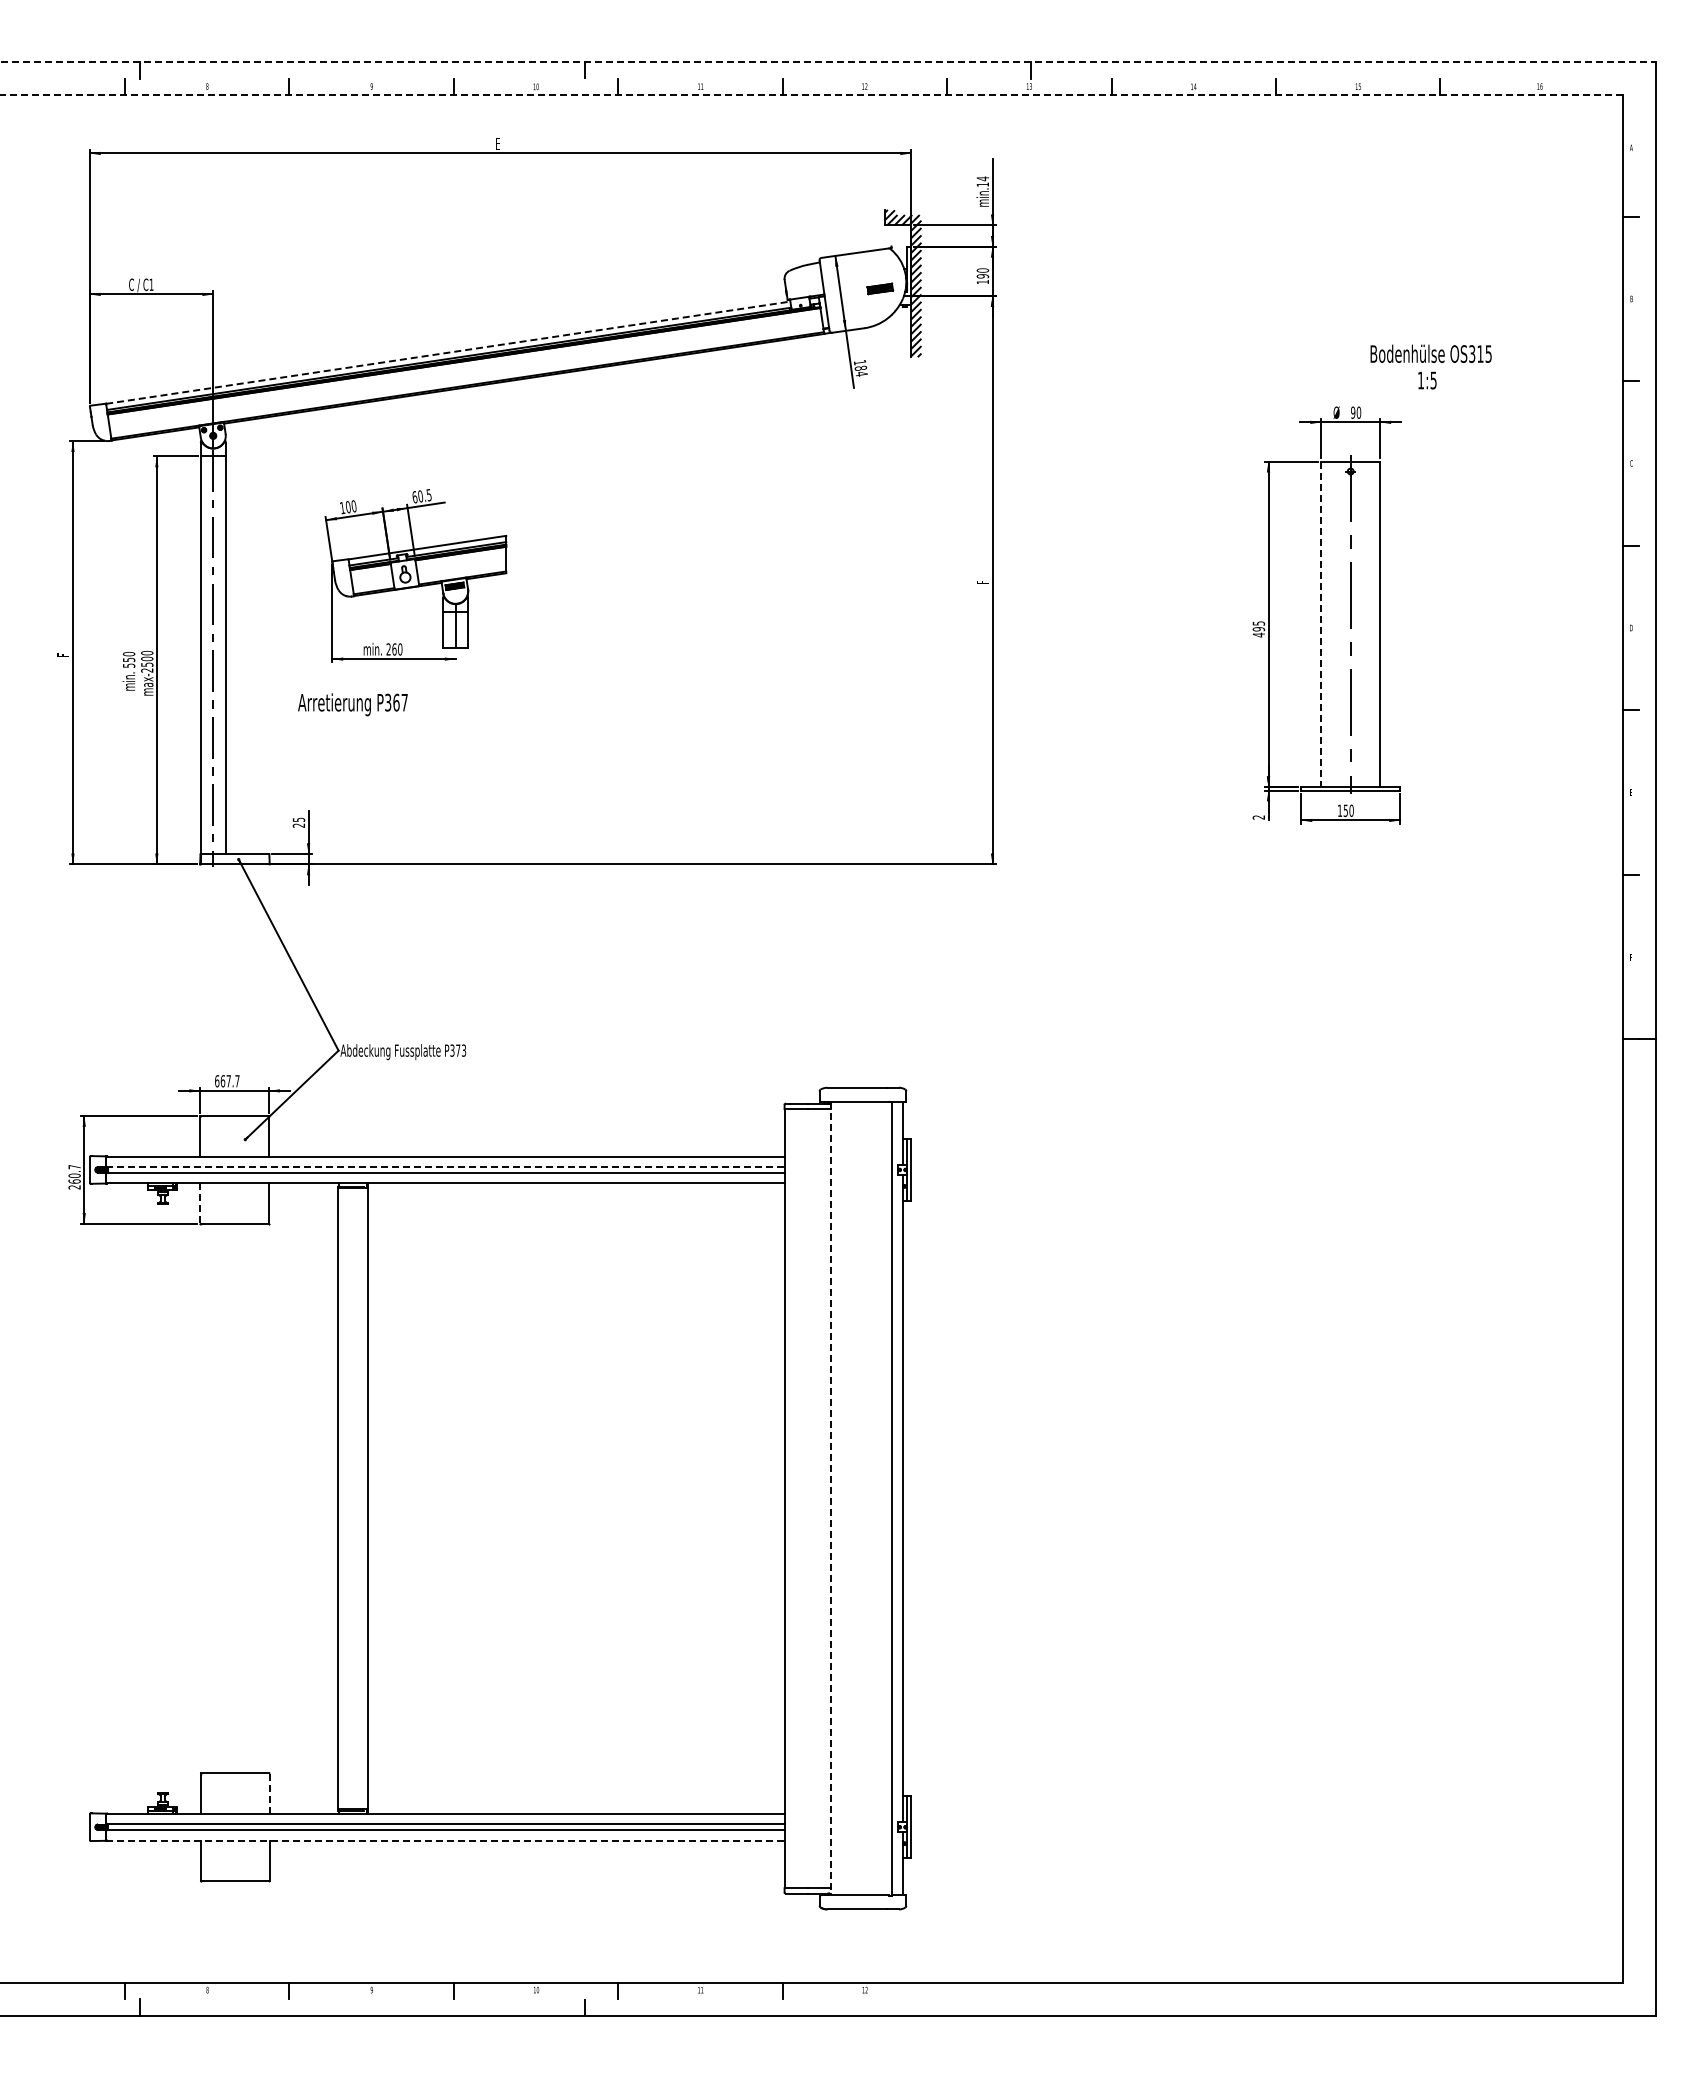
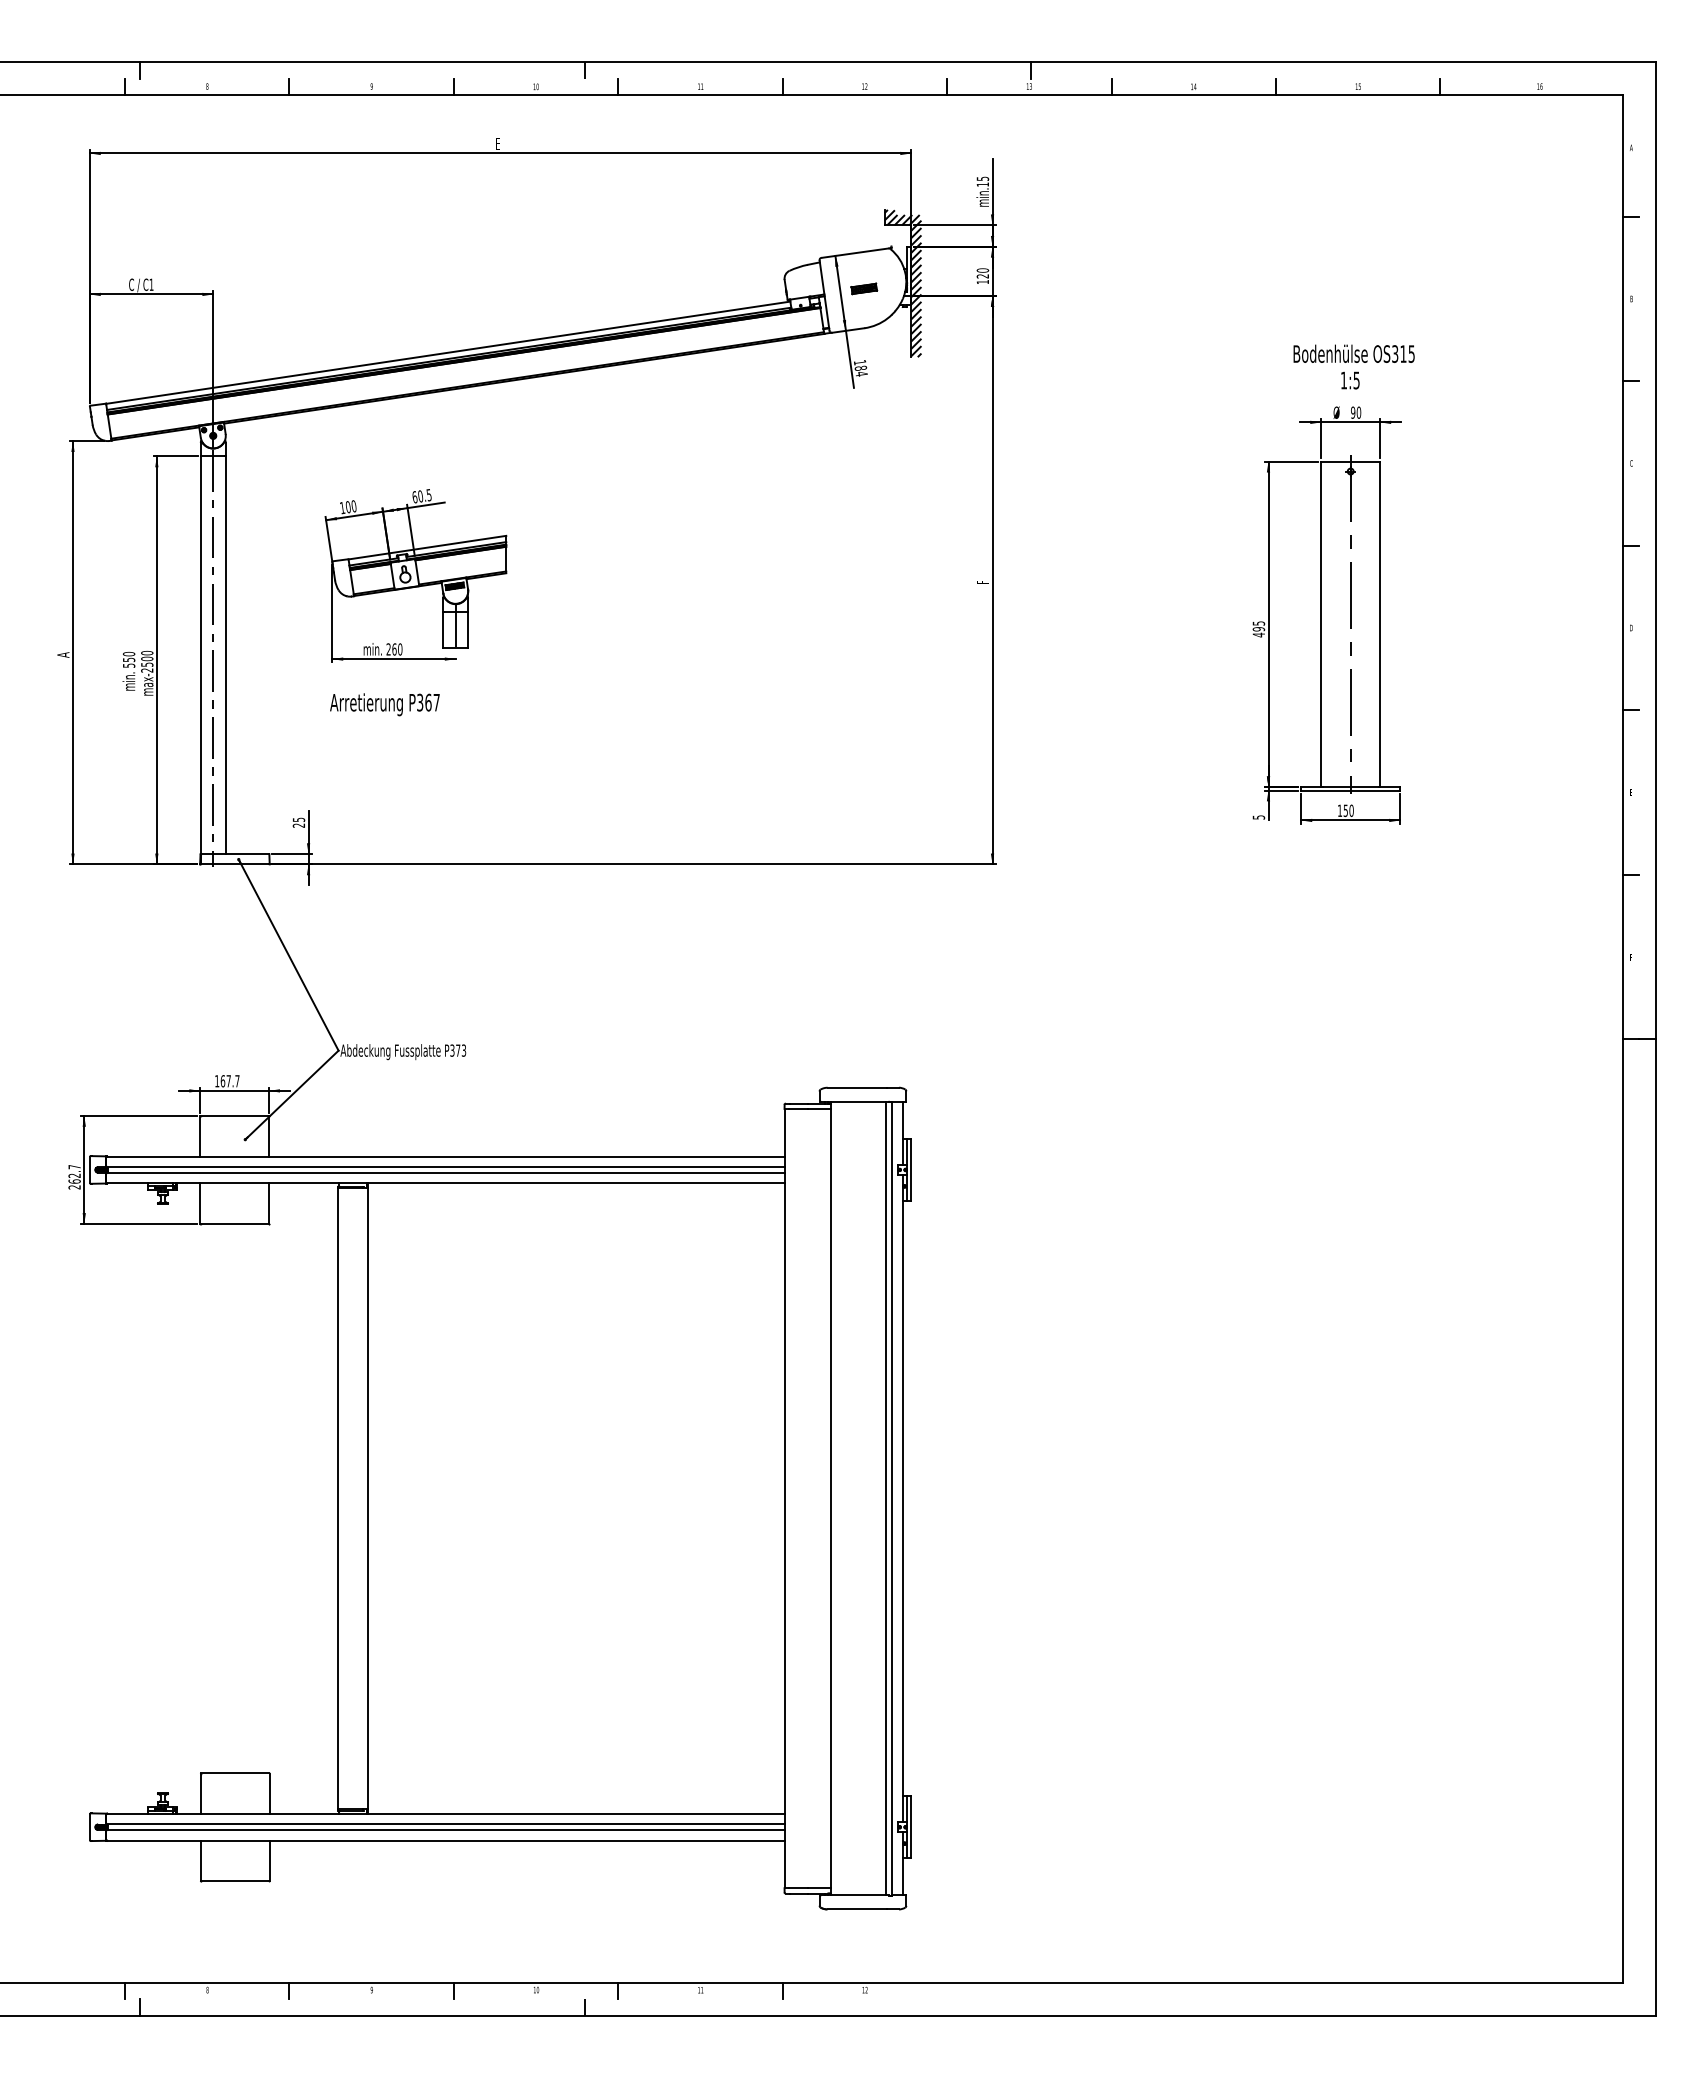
line: dashed -> solid (827, 62)
line: dashed -> solid (811, 95)
text: min.14 -> min.15 (982, 178)
text: 190 -> 120 (982, 276)
part position: (880, 288) -> (864, 288) (864, 288)
line: dashed -> solid (448, 352)
text position: (1430, 366) -> (1353, 366) (1353, 366)
line: dashed -> solid (1321, 624)
text: F -> A (63, 654)
text position: (352, 704) -> (384, 704) (384, 704)
text: 2 -> 5 (1258, 817)
text: 667.7 -> 167.7 (217, 1081)
line: dashed -> solid (446, 1166)
text: 260.7 -> 262.7 (74, 1175)
line: dashed -> solid (200, 1203)
line: dashed -> solid (830, 1498)
line: none -> present (885, 1498)
line: dashed -> solid (269, 1793)
line: dashed -> solid (446, 1840)
